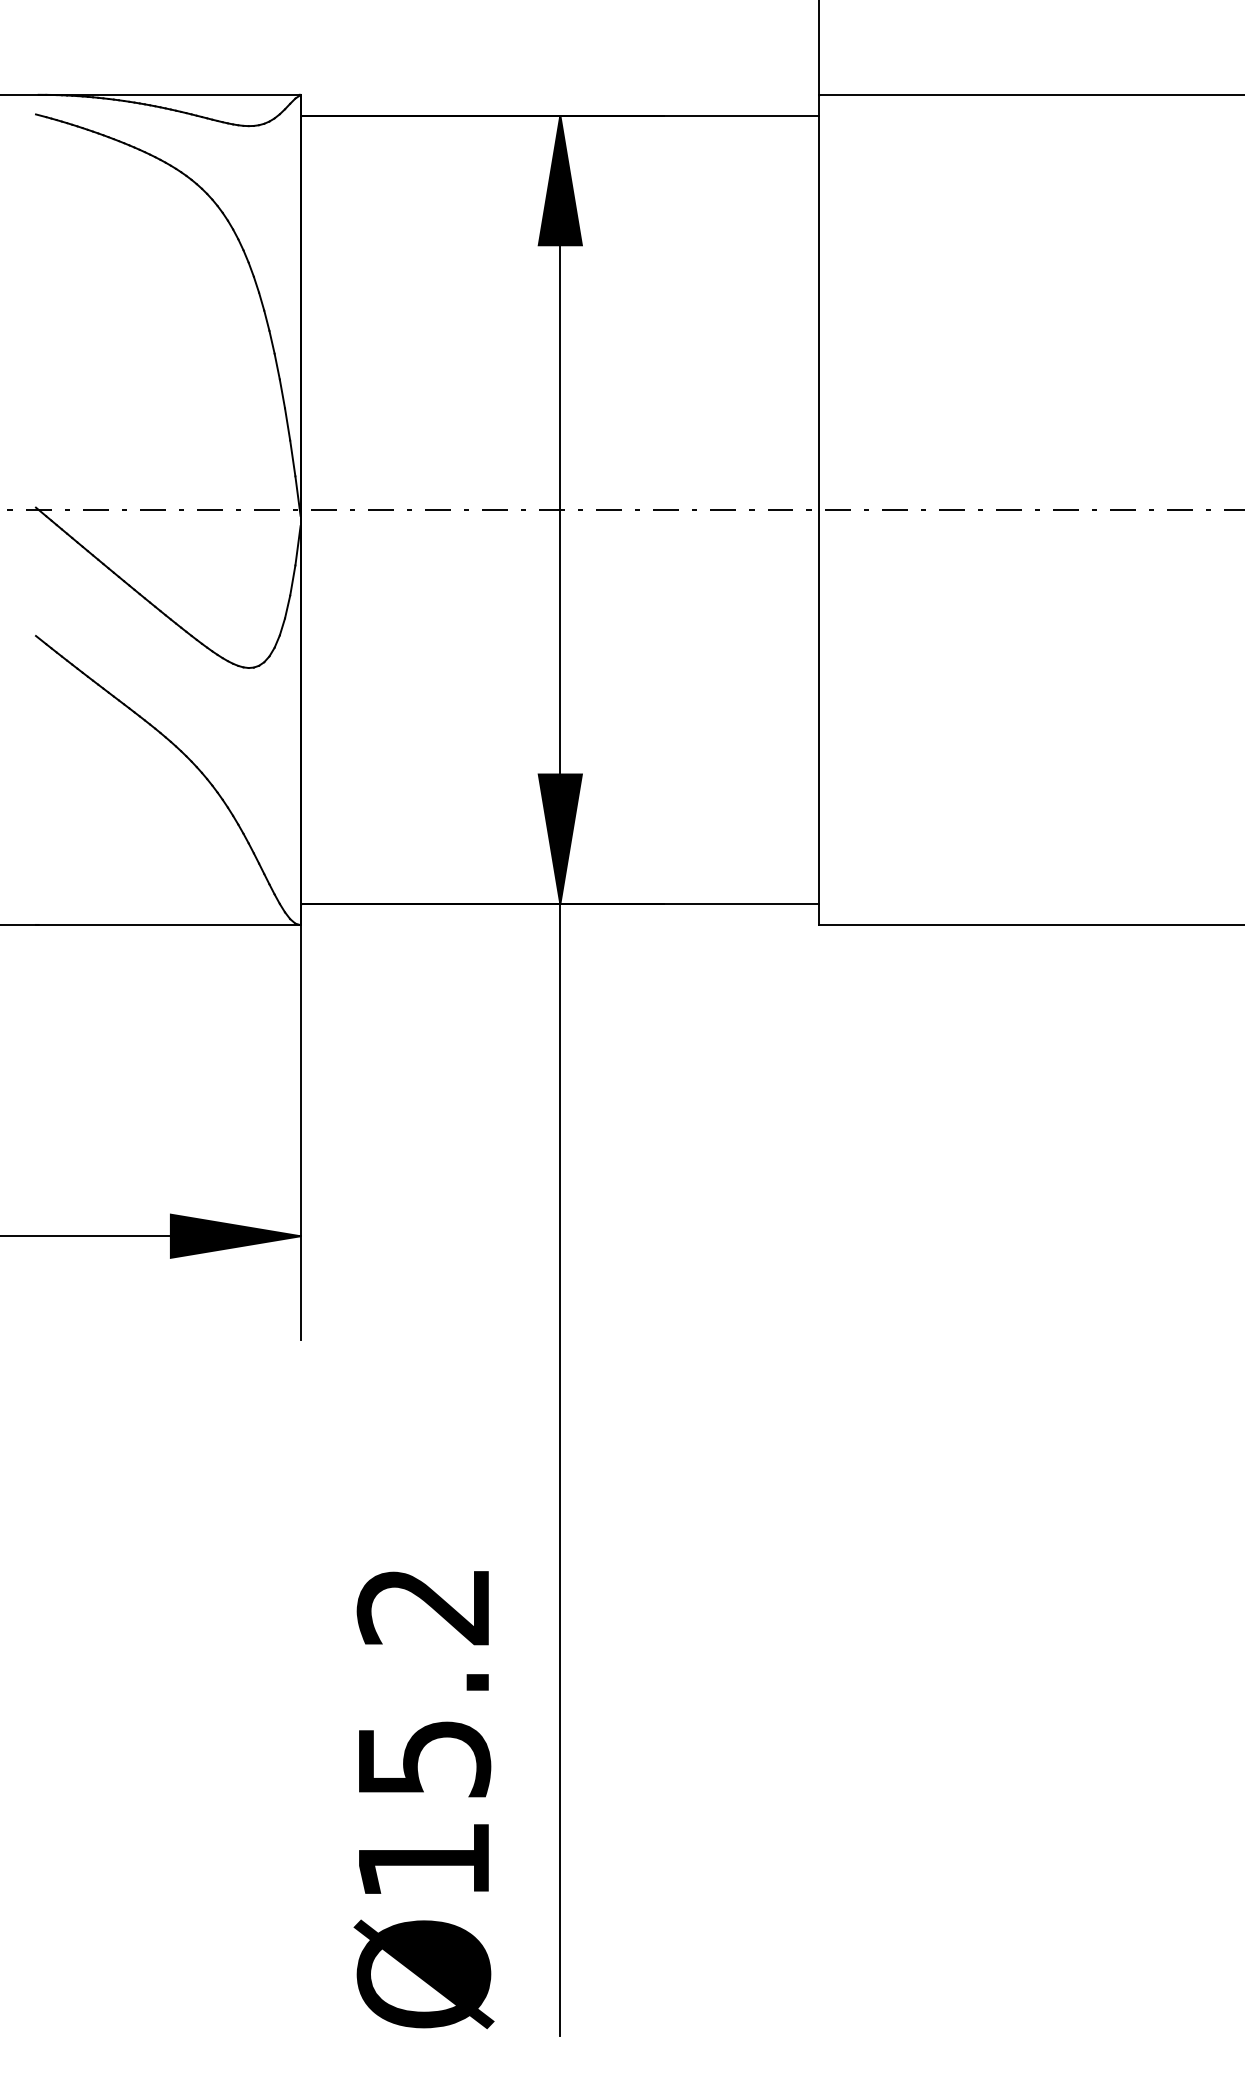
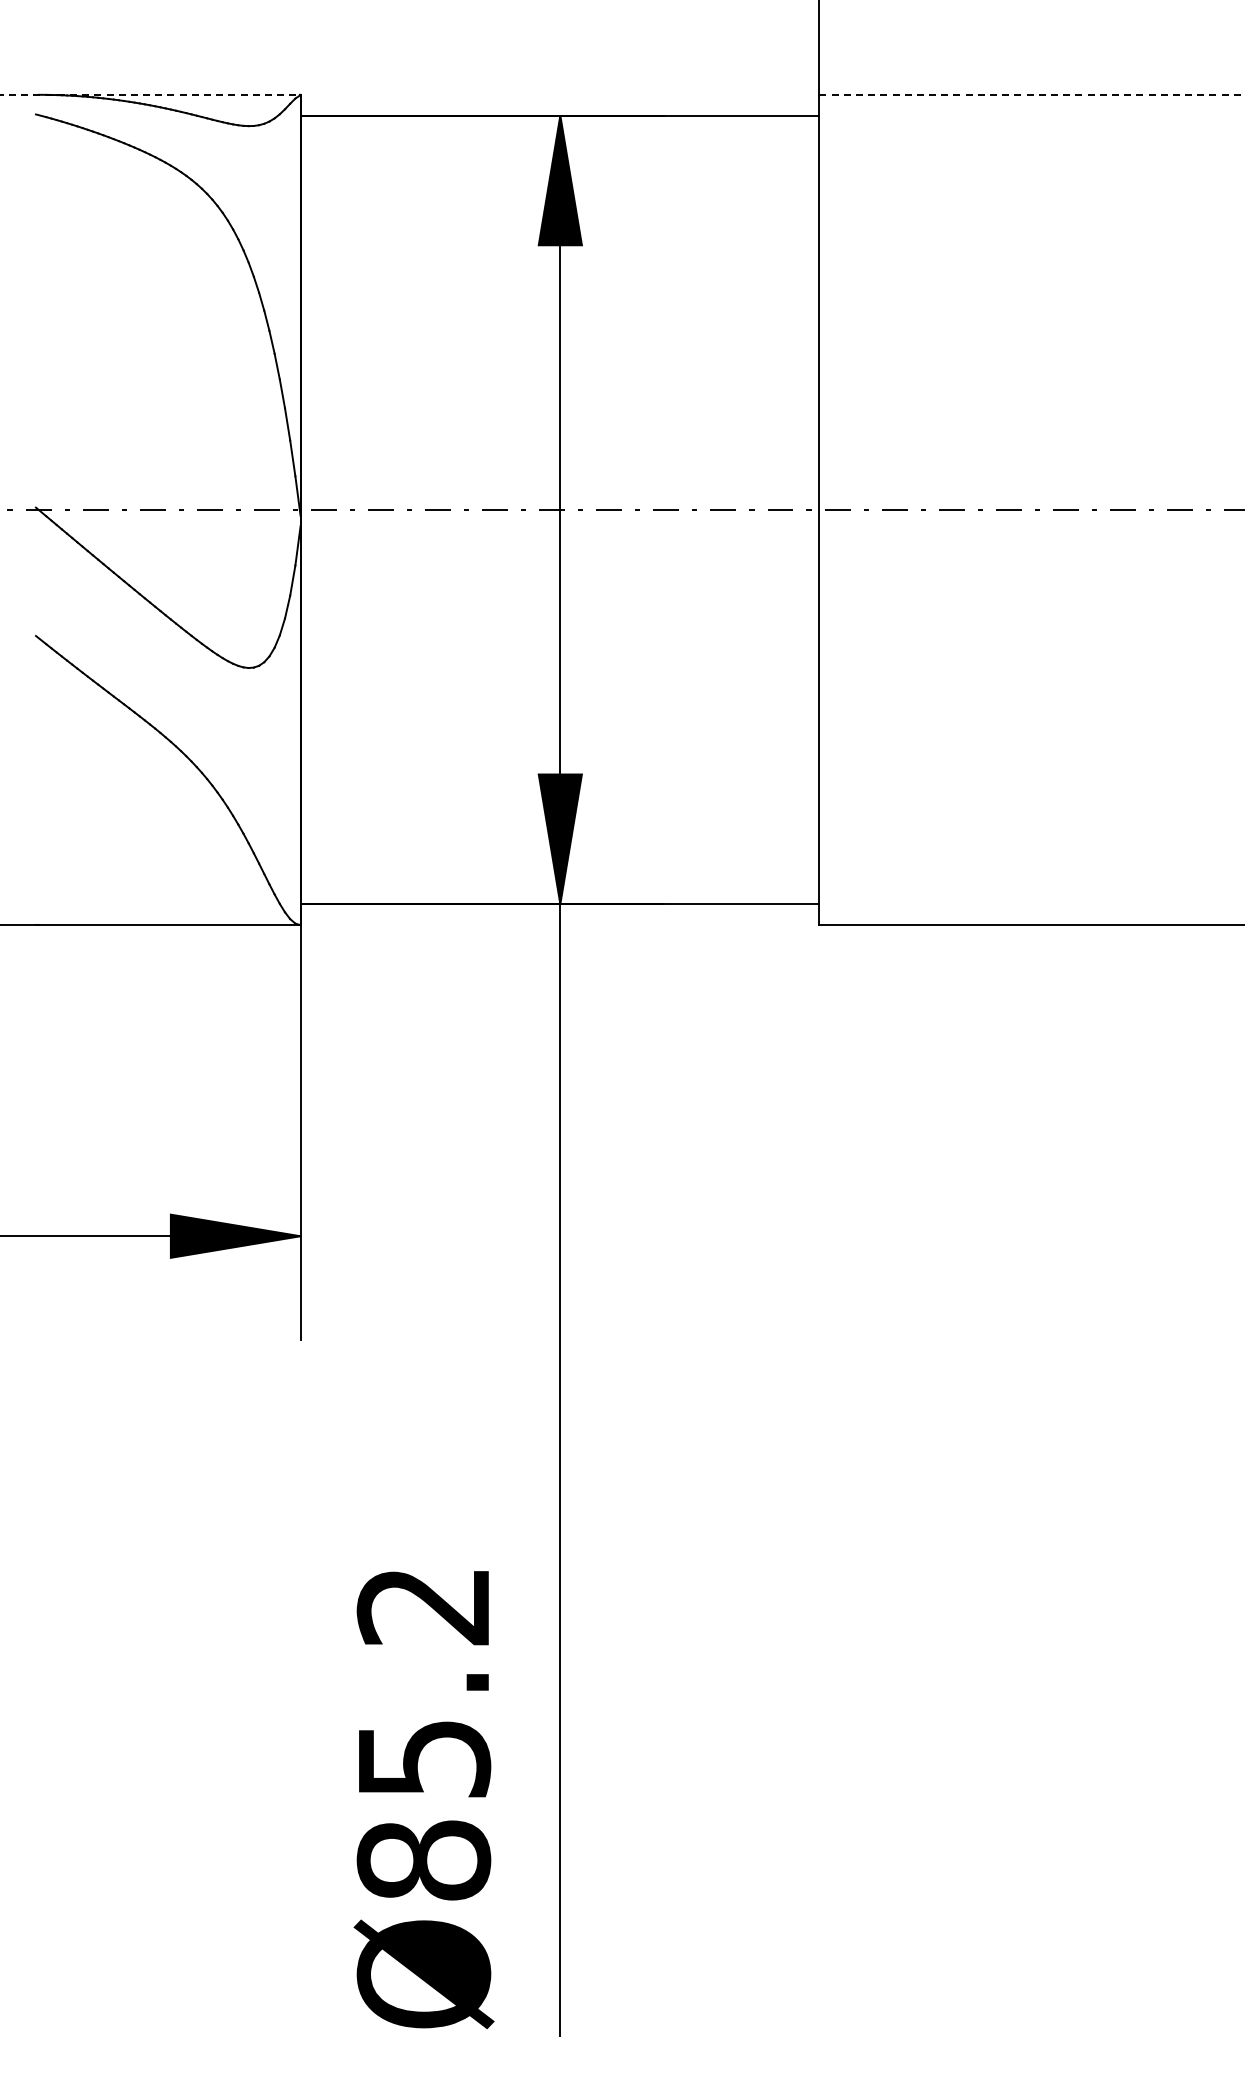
line: solid -> dashed (150, 94)
line: solid -> dashed (1032, 94)
text: Ø15.2 -> Ø85.2 (423, 1860)
